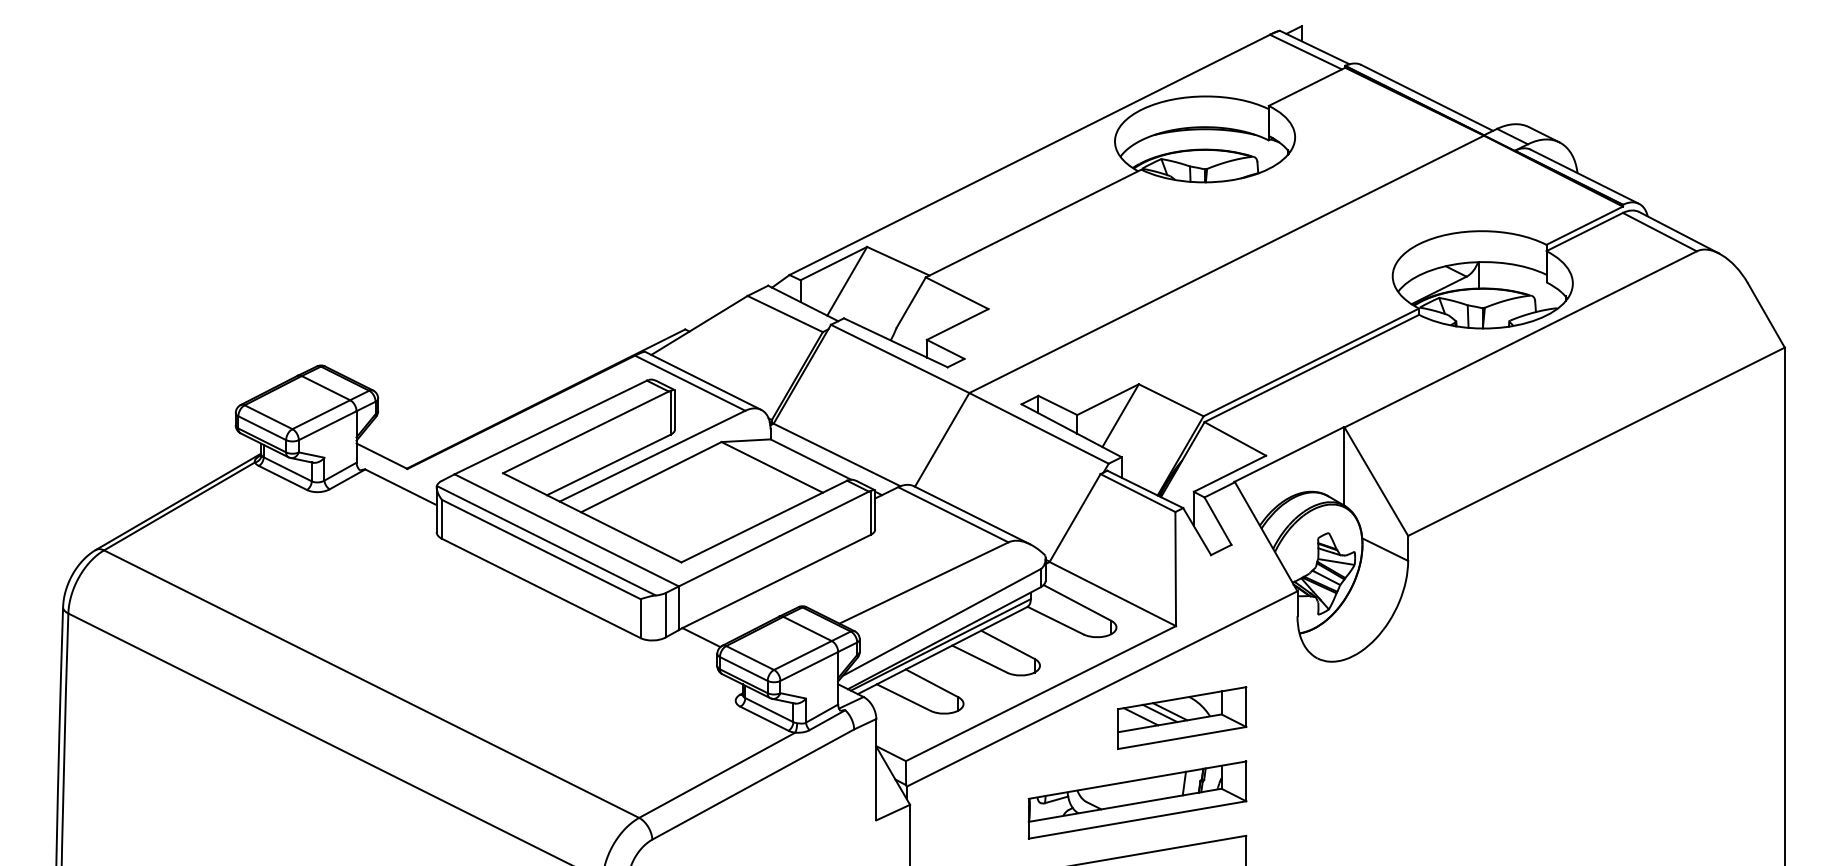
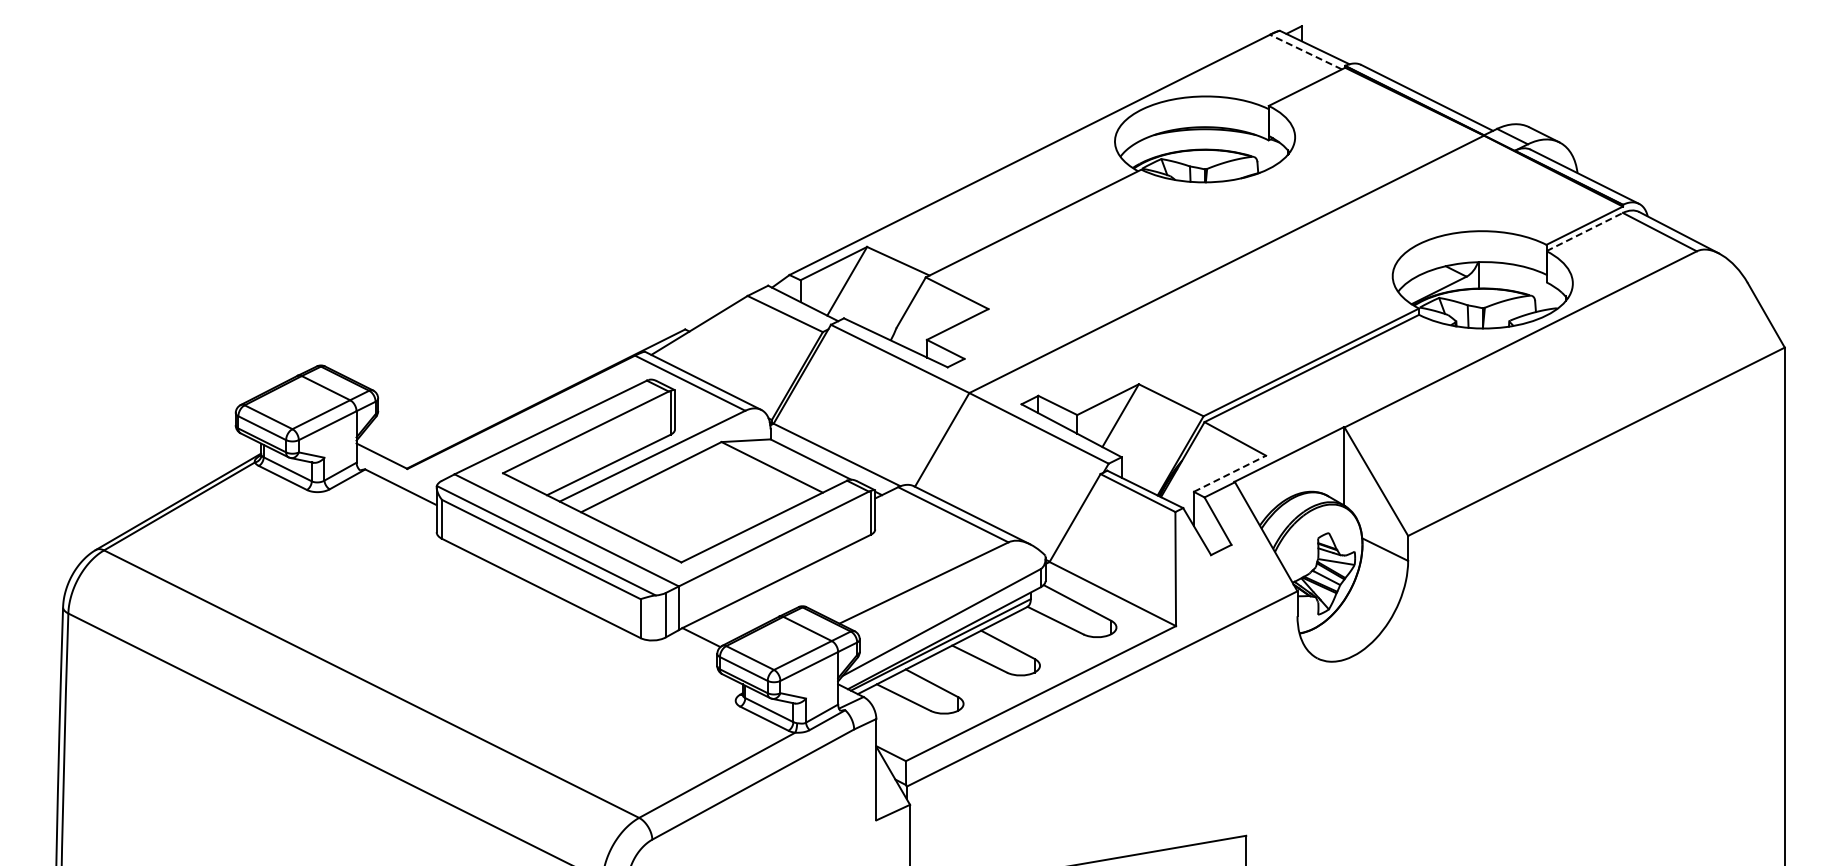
line: solid -> dashed (1305, 52)
line: solid -> dashed (1584, 232)
line: solid -> dashed (1230, 473)
part: present -> none (1182, 717)
part: present -> none (1137, 799)
